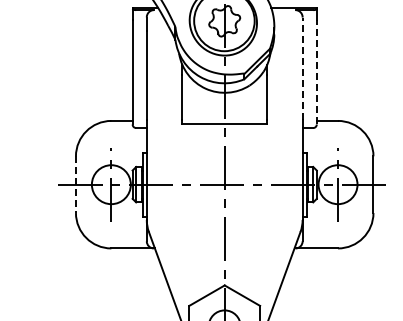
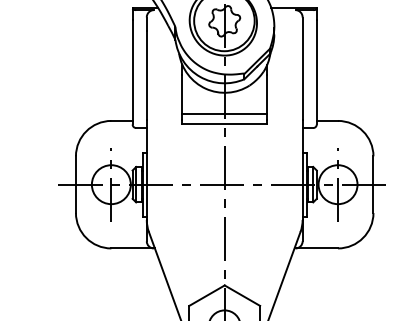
line: dashed -> solid (302, 68)
line: dashed -> solid (316, 71)
line: none -> present (224, 113)
line: dashed -> solid (75, 185)
